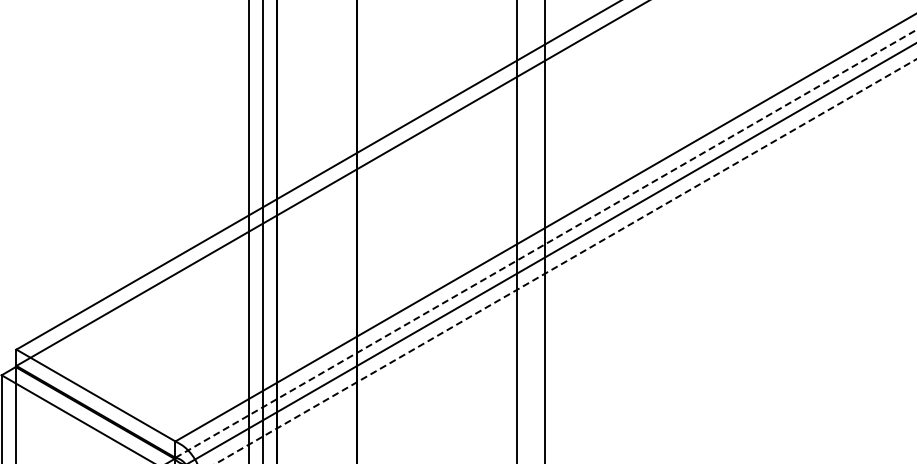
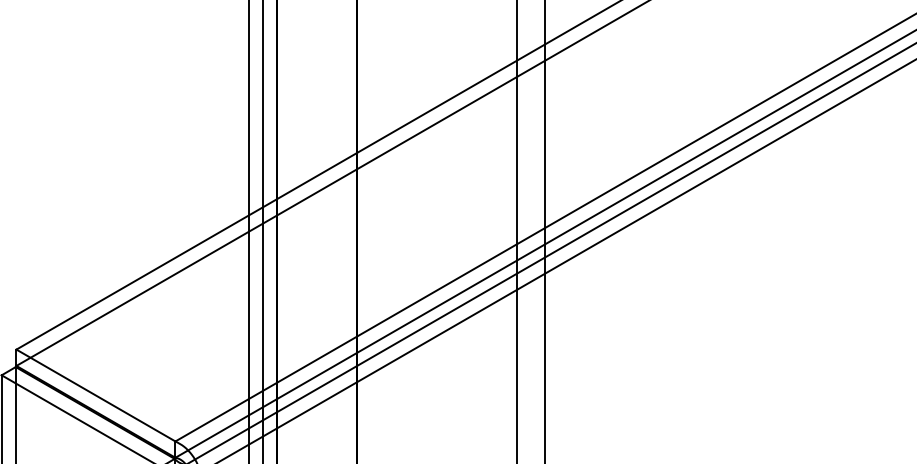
line: dashed -> solid (545, 243)
line: dashed -> solid (566, 261)
